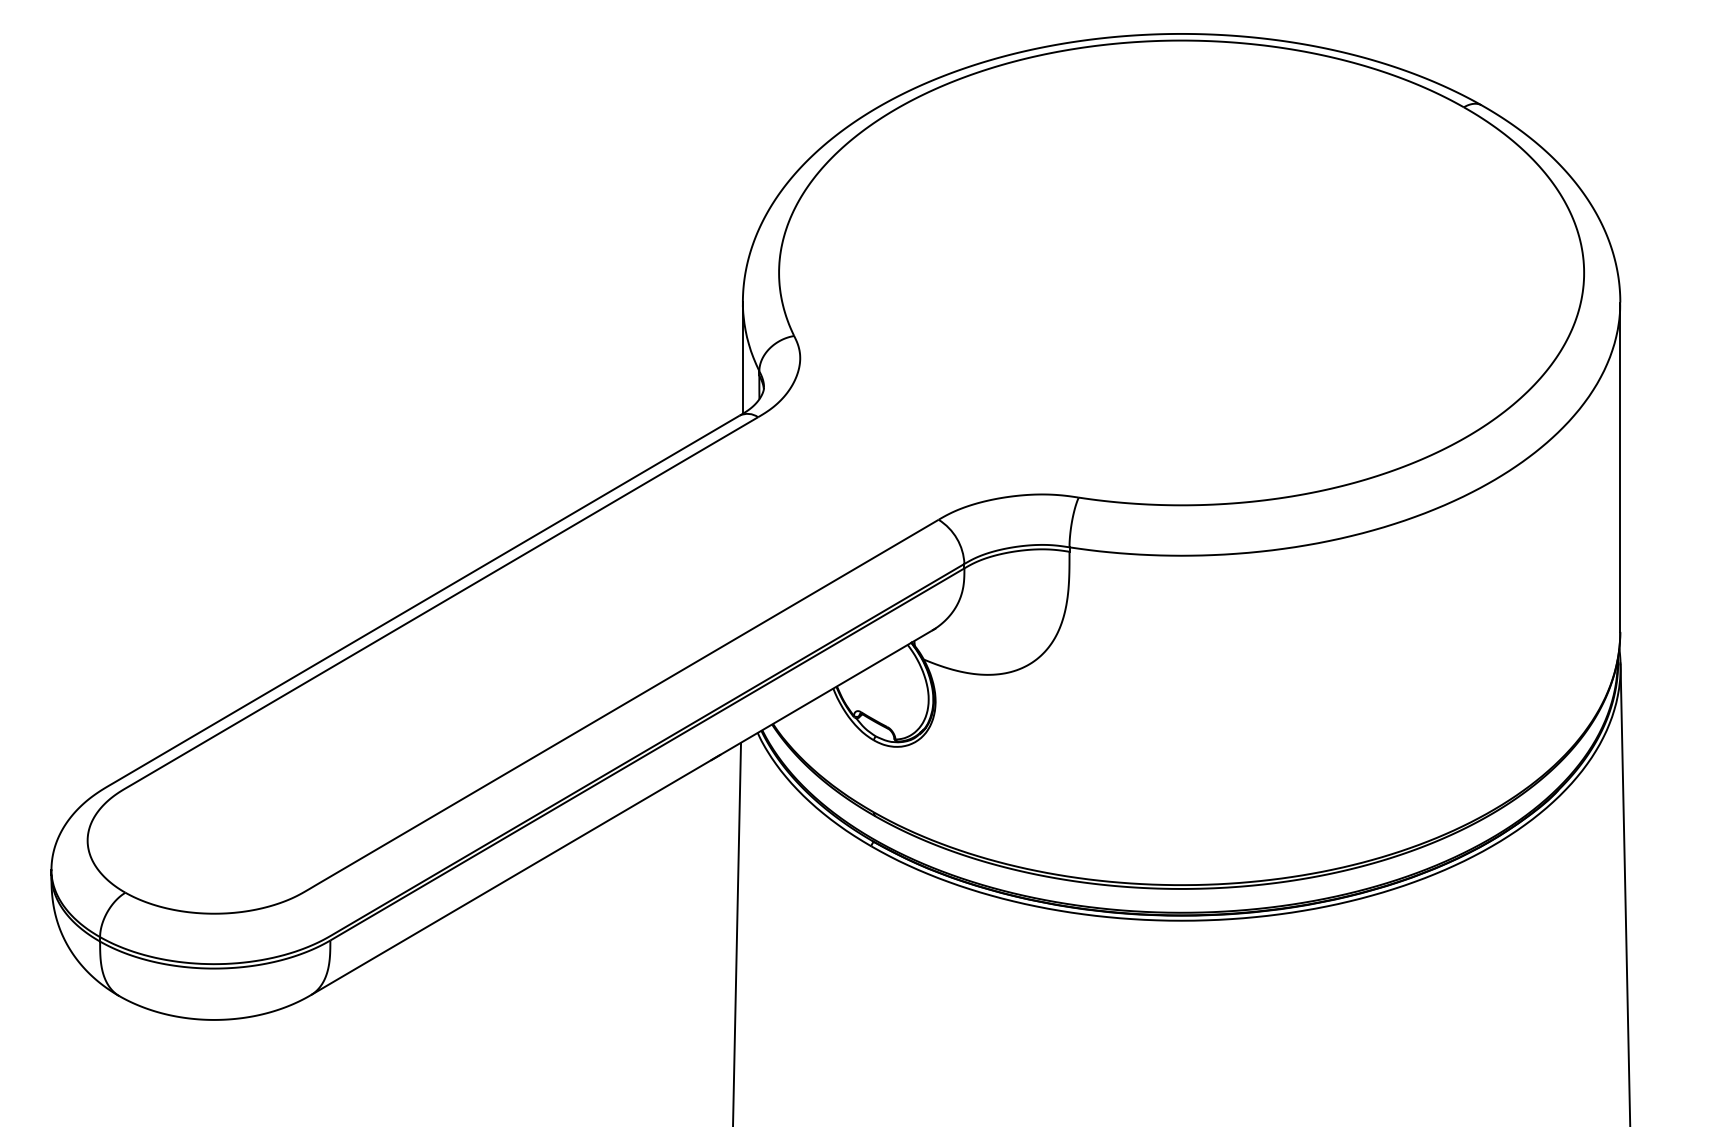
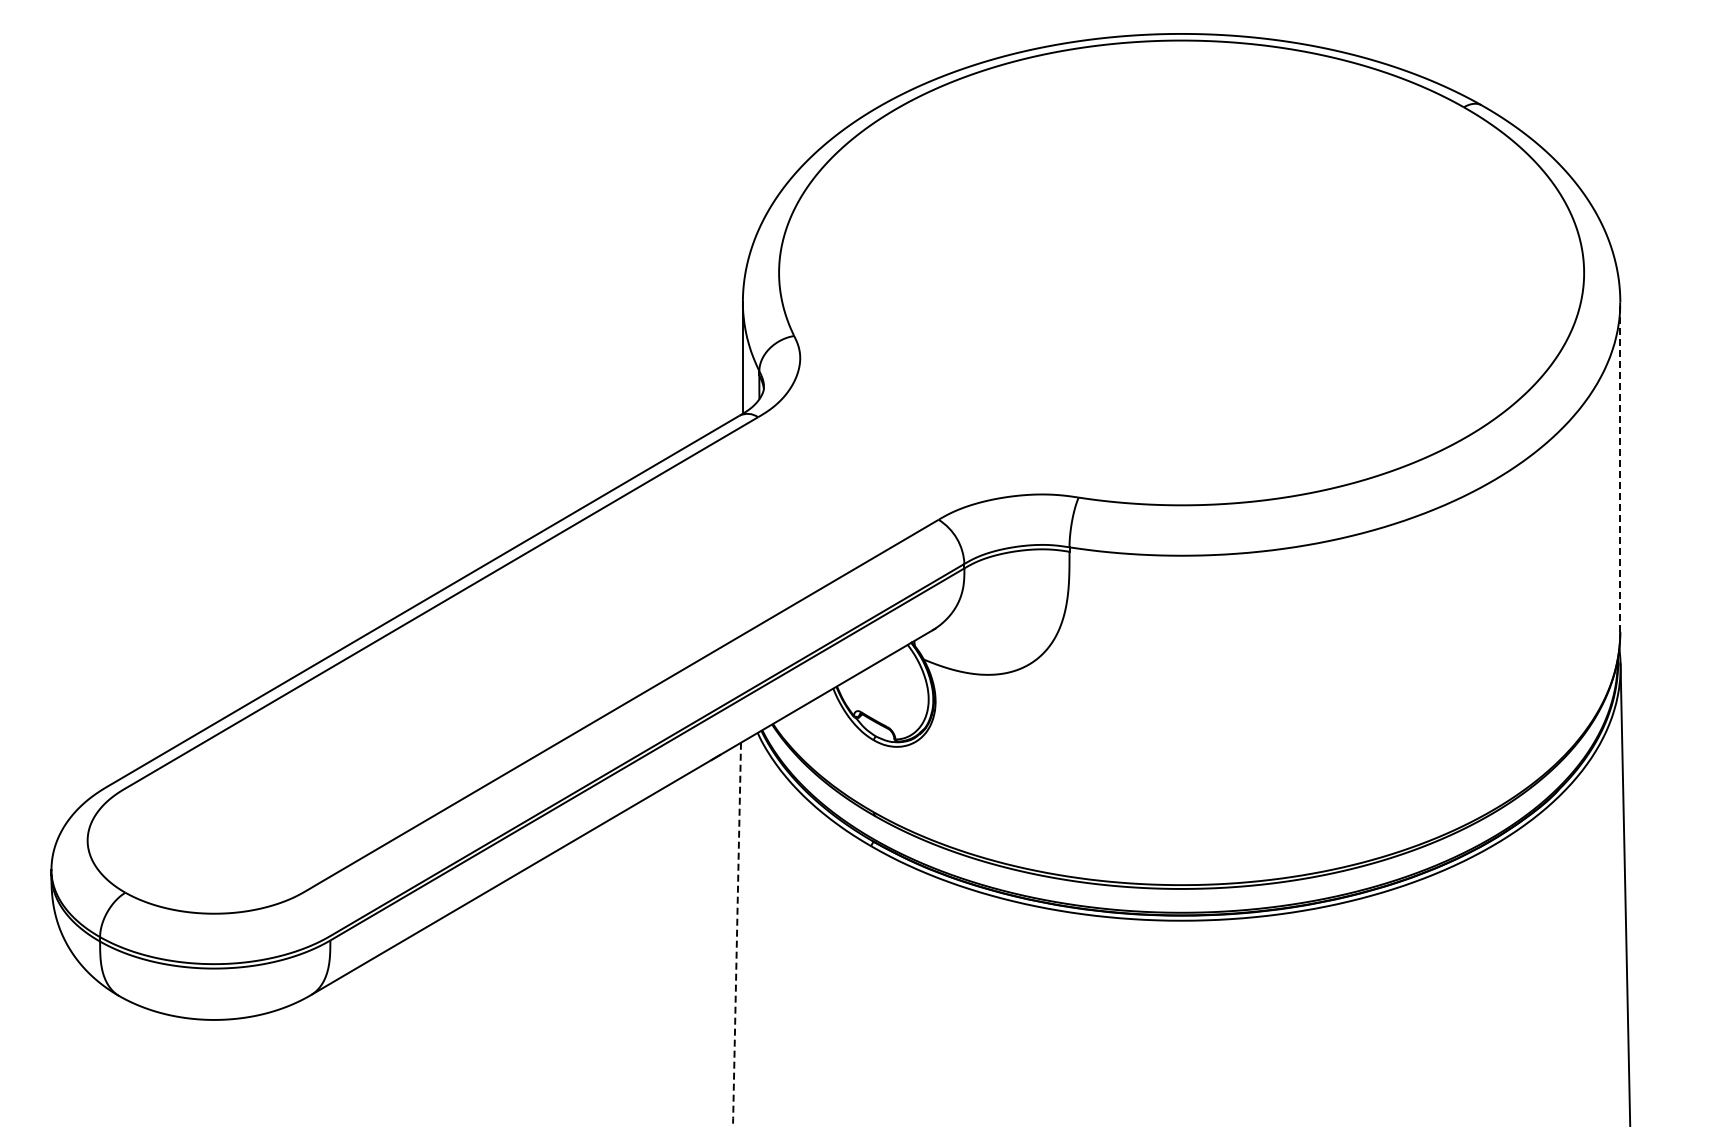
line: solid -> dashed (1620, 467)
line: solid -> dashed (737, 935)
